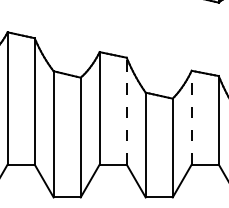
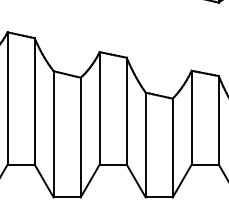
line: dashed -> solid (126, 110)
line: dashed -> solid (191, 117)
